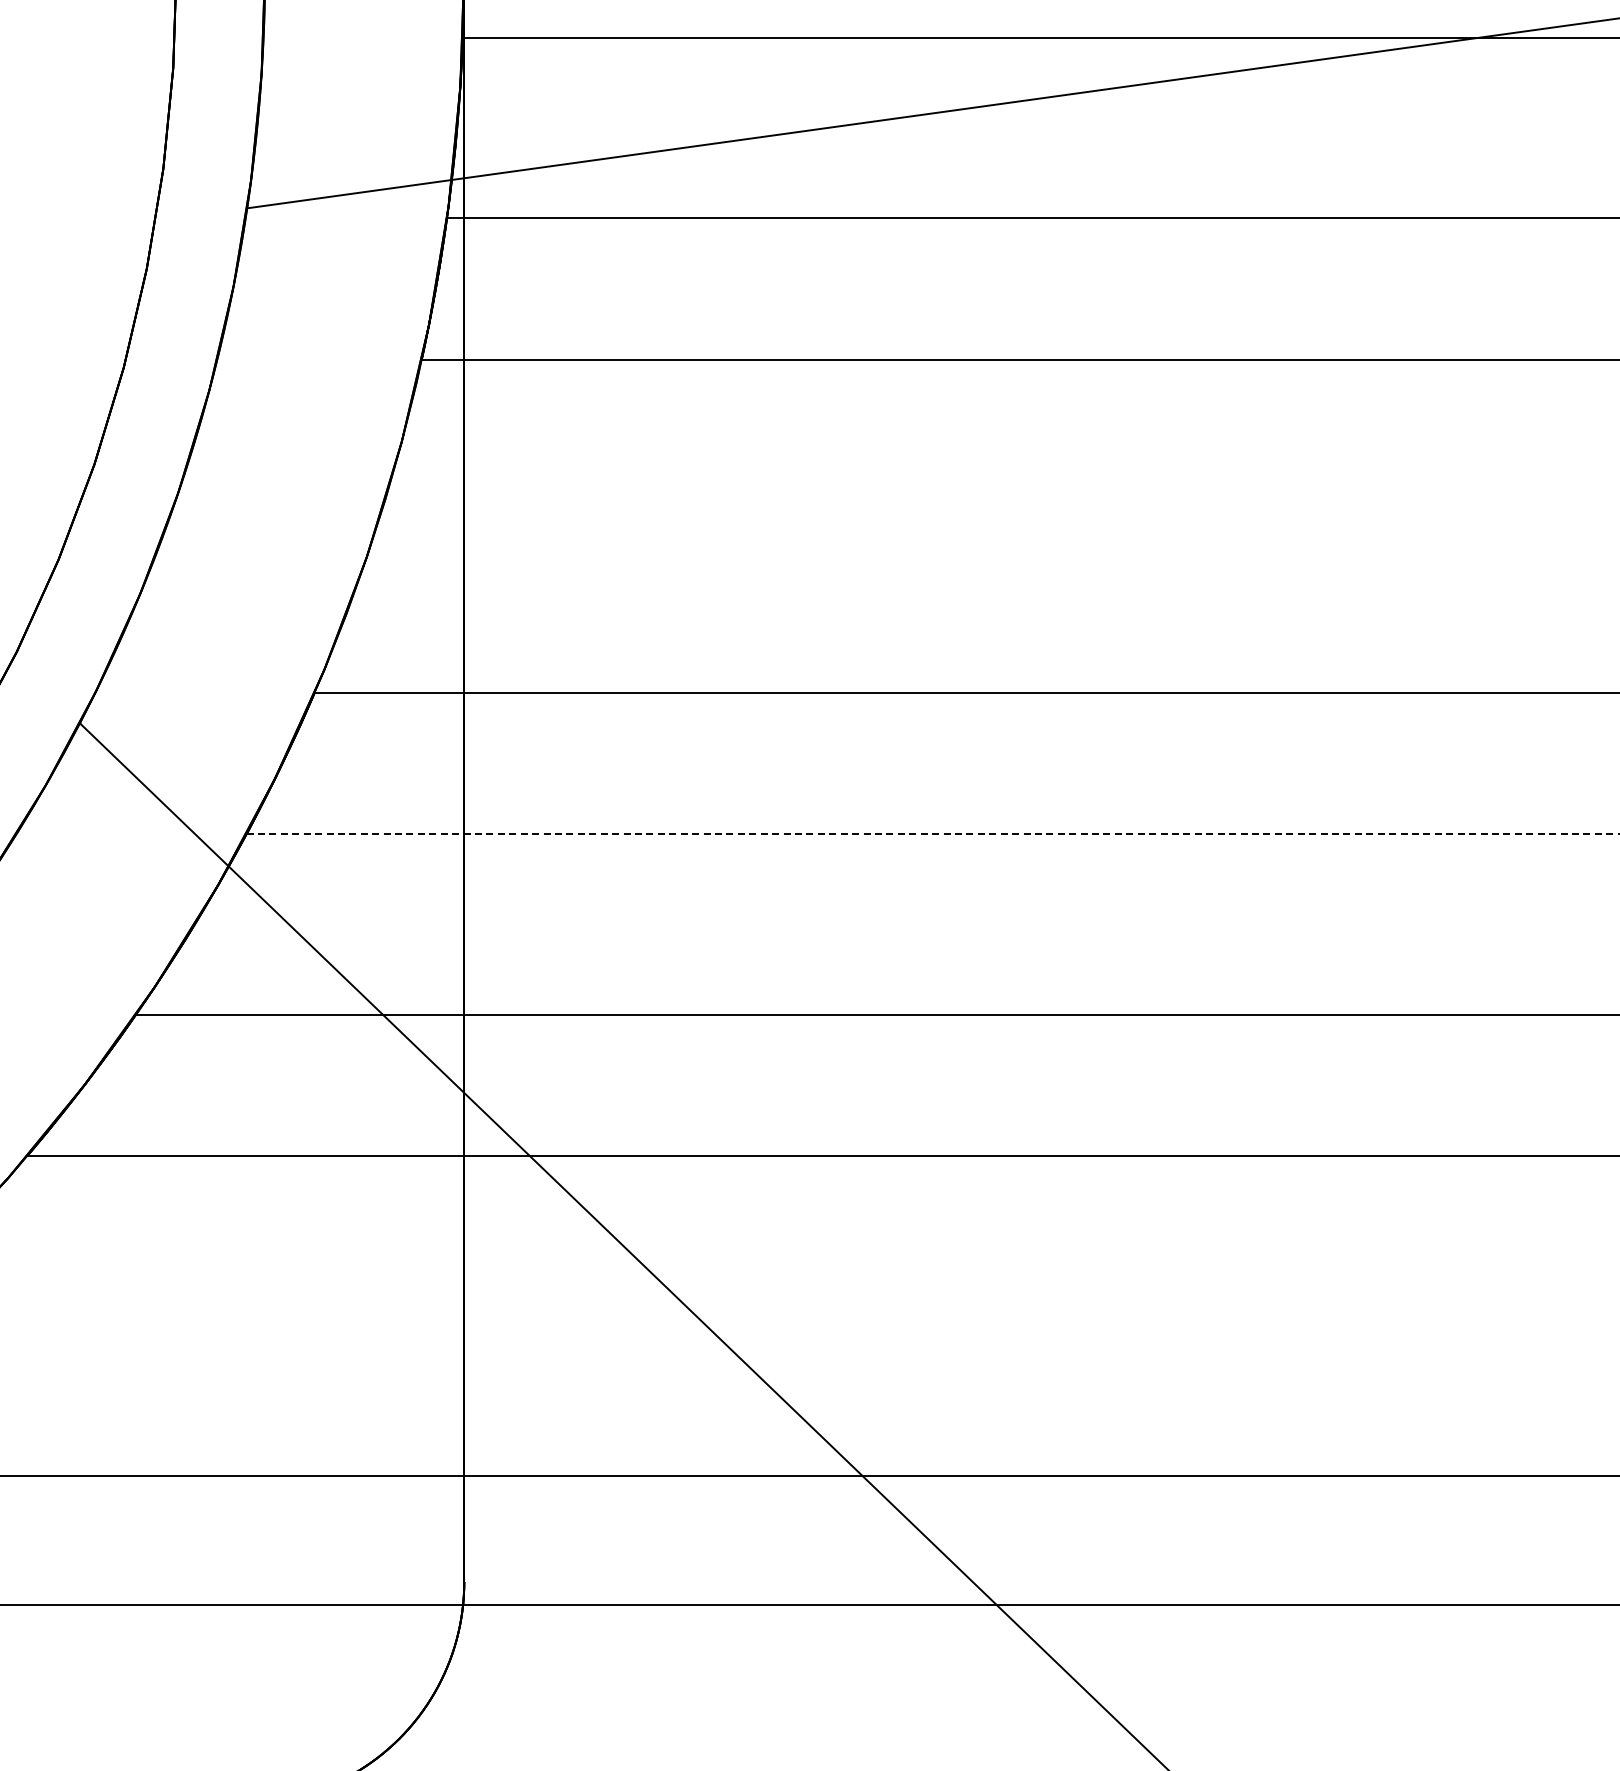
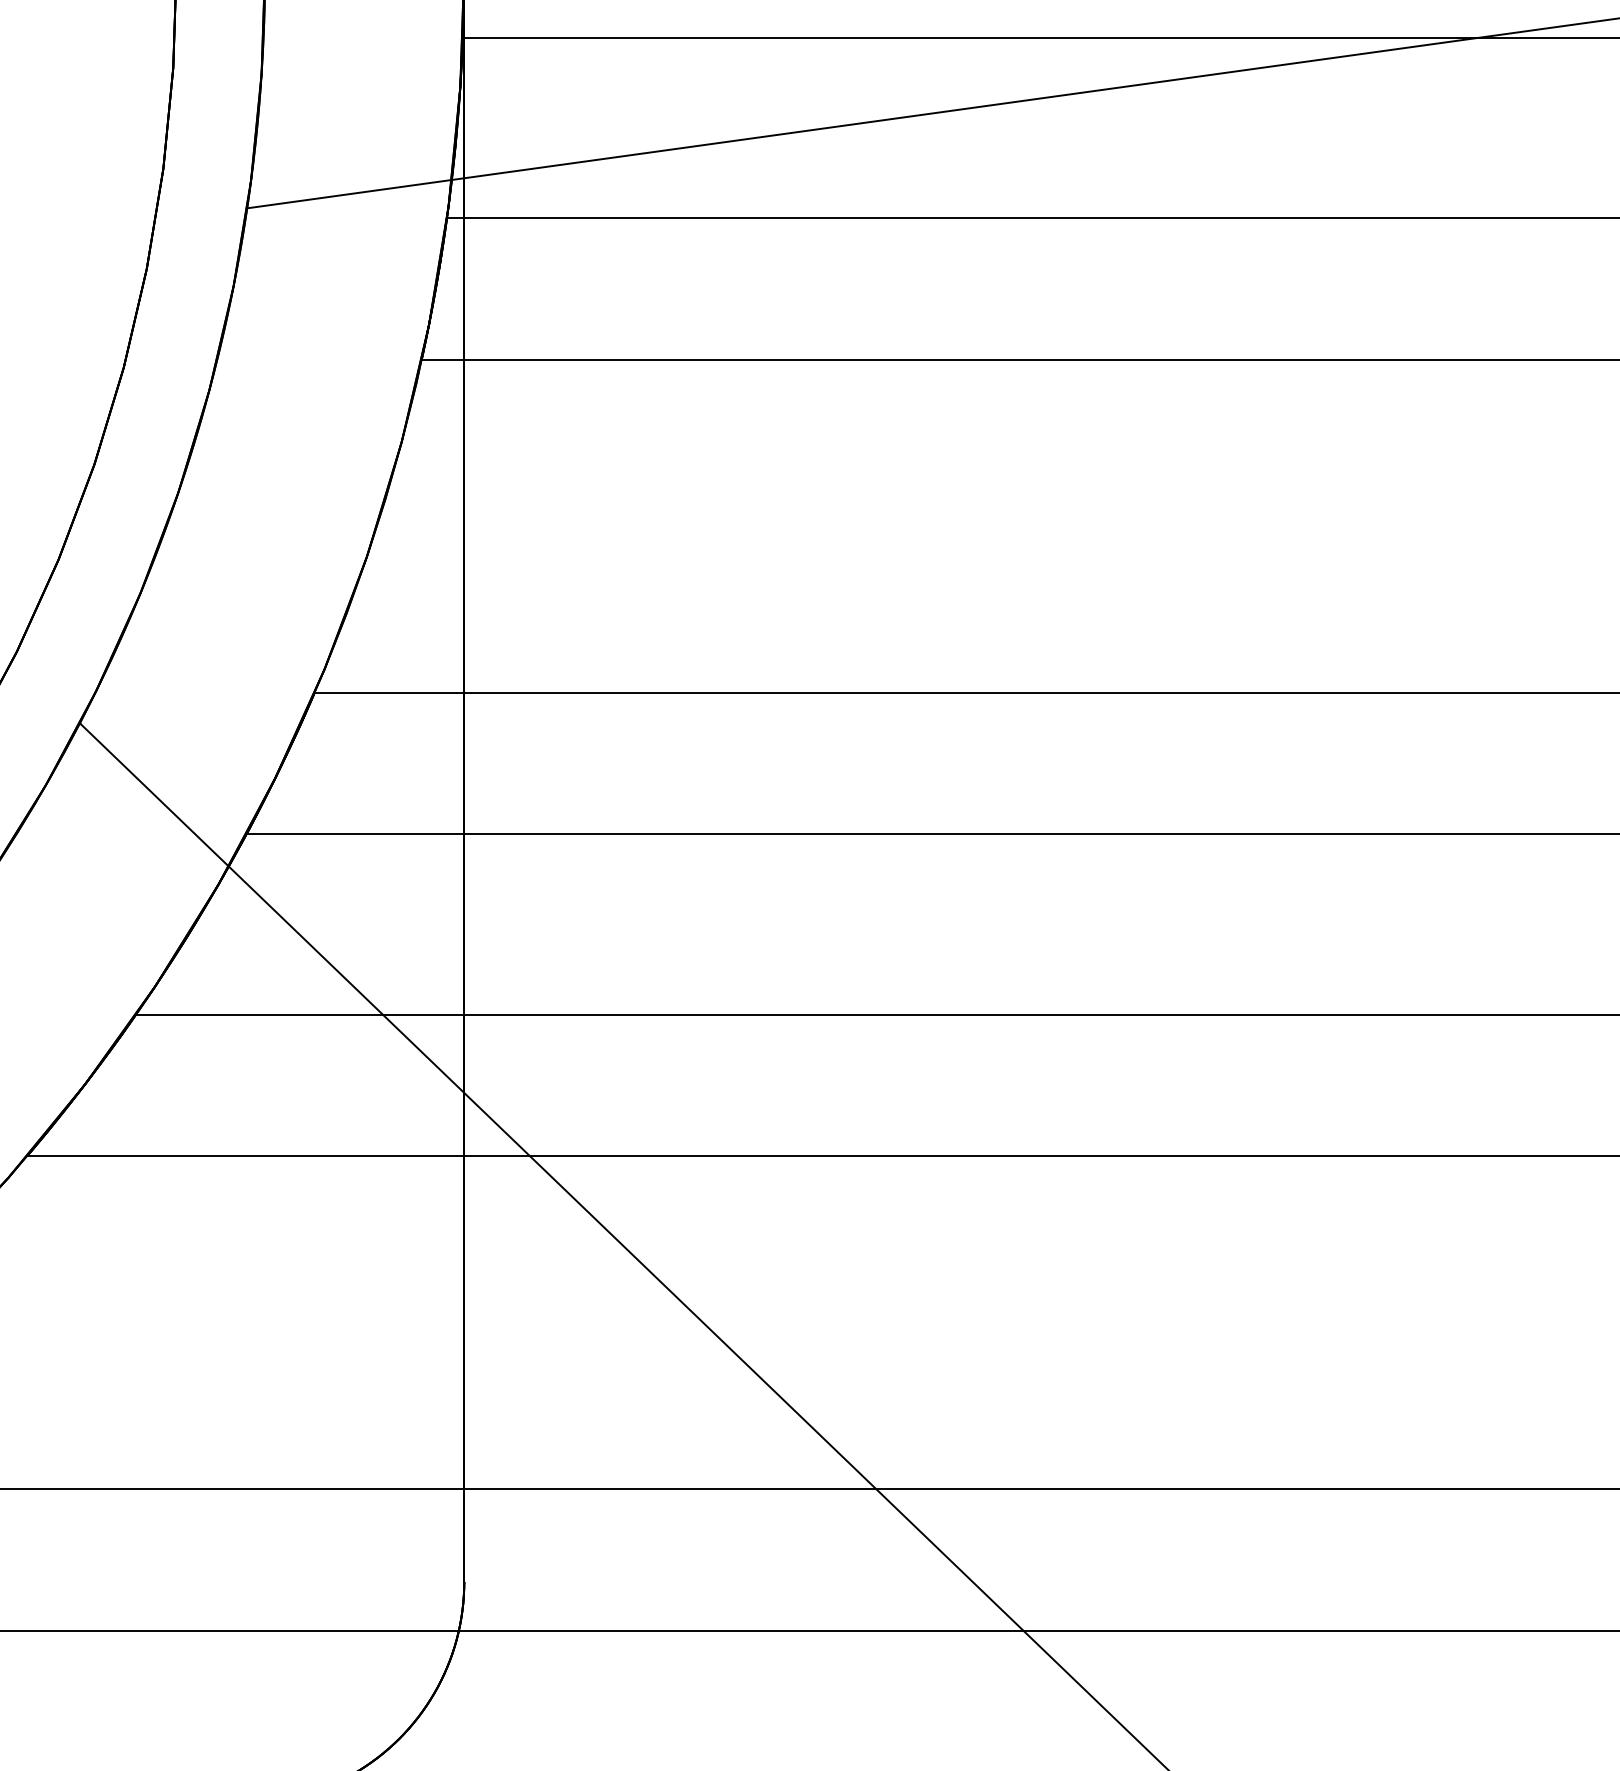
line: dashed -> solid (933, 834)
line position: (809, 1476) -> (809, 1489) (809, 1489)
line position: (809, 1604) -> (809, 1630) (809, 1630)
